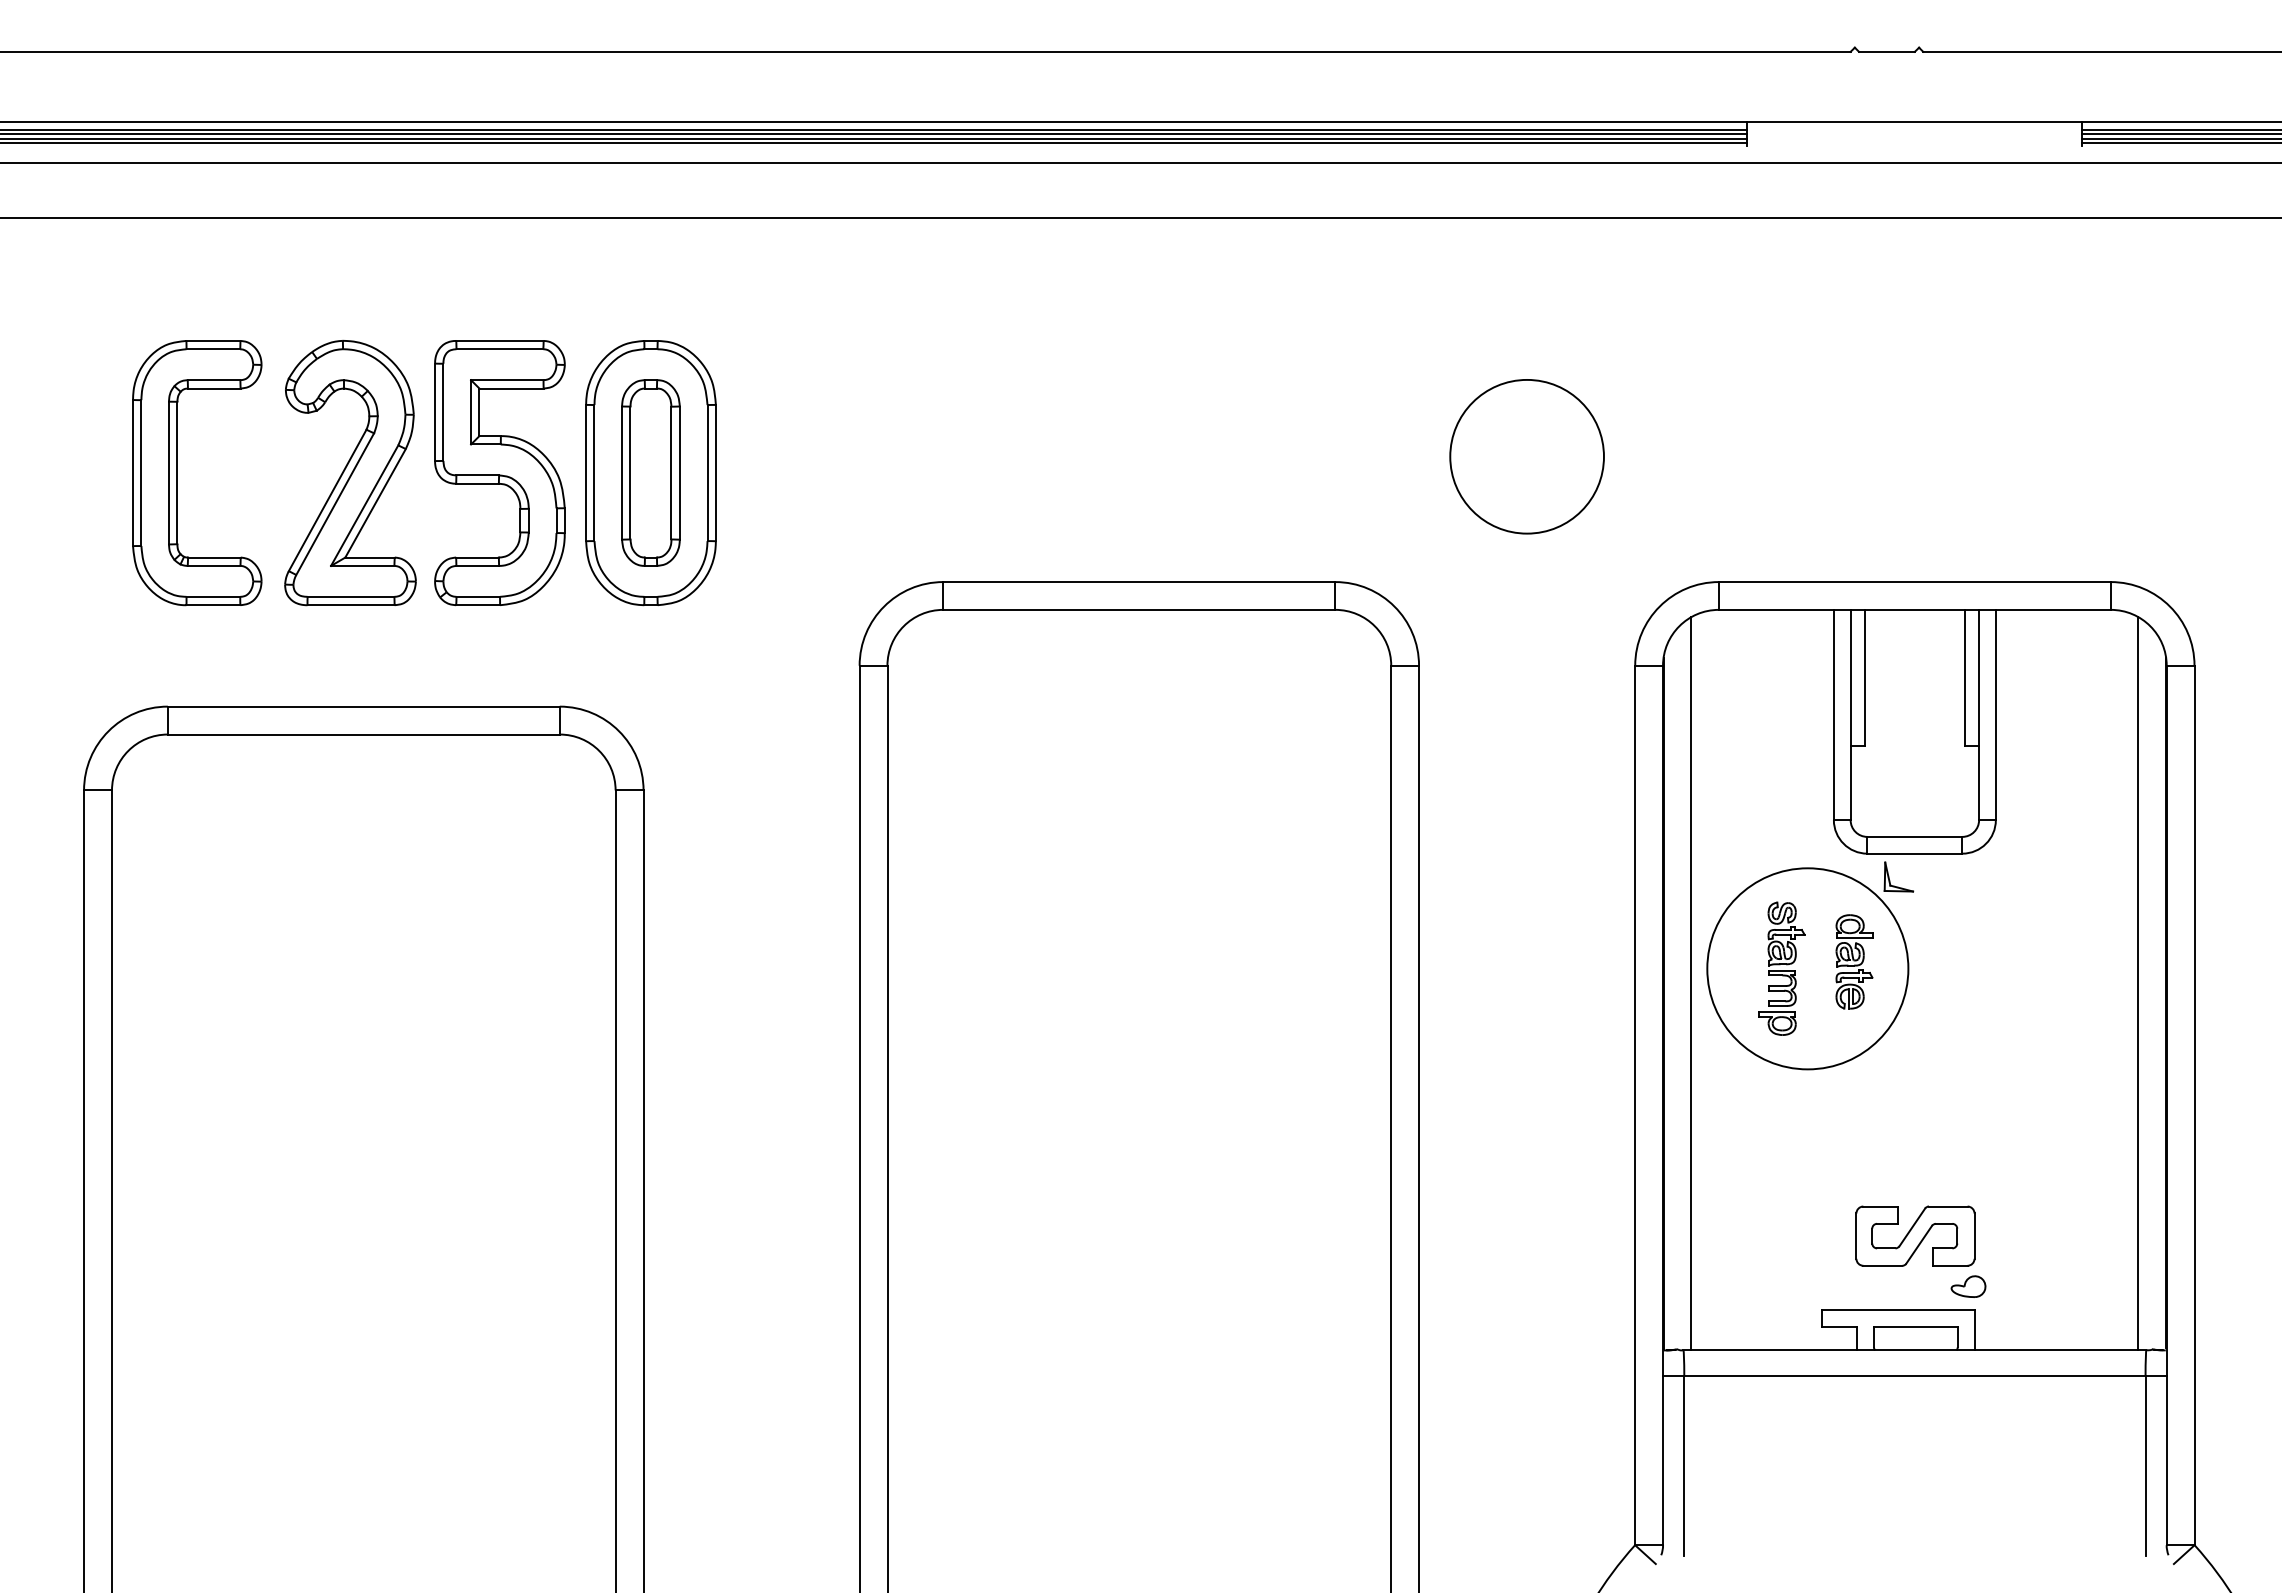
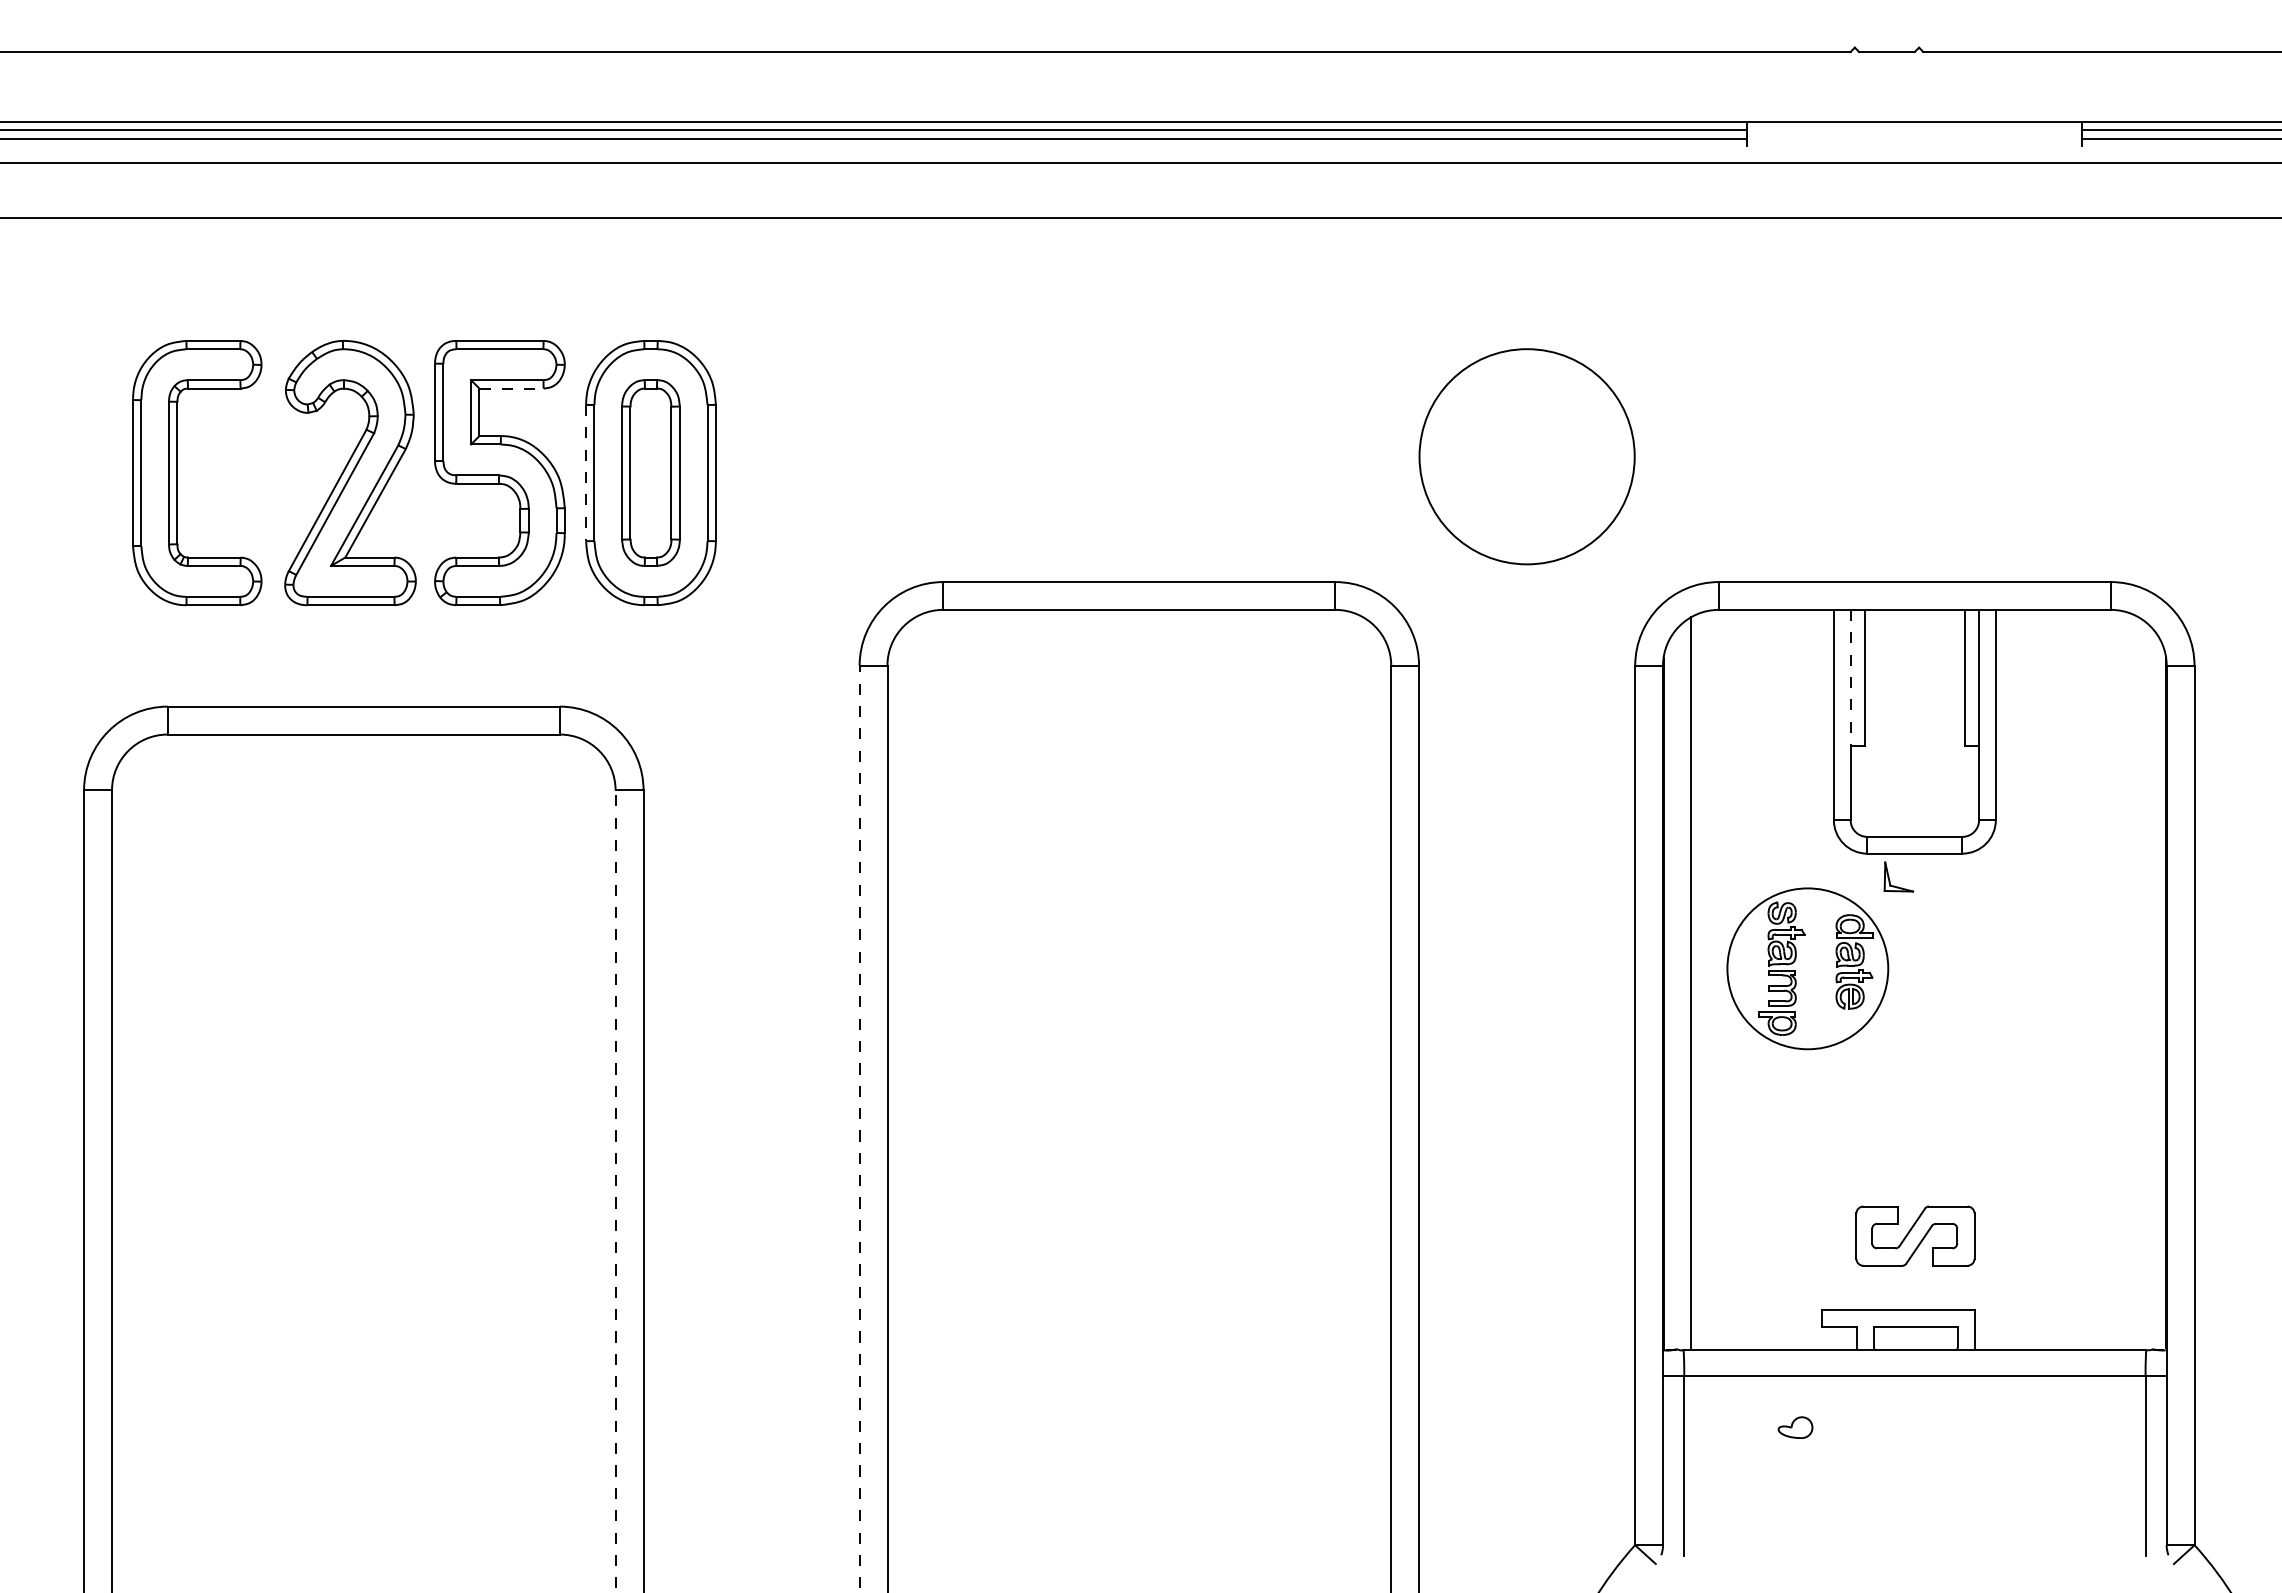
line: present -> none (874, 133)
line: present -> none (2180, 133)
line: present -> none (874, 143)
line: present -> none (2180, 143)
line: solid -> dashed (512, 388)
circle diameter: 154 px -> 215 px (1526, 456)
line: solid -> dashed (586, 473)
line: solid -> dashed (1850, 678)
circle diameter: 201 px -> 161 px (1807, 968)
line: present -> none (2138, 983)
line: solid -> dashed (859, 1128)
line: solid -> dashed (615, 1191)
part position: (1968, 1286) -> (1795, 1427) (1795, 1427)
